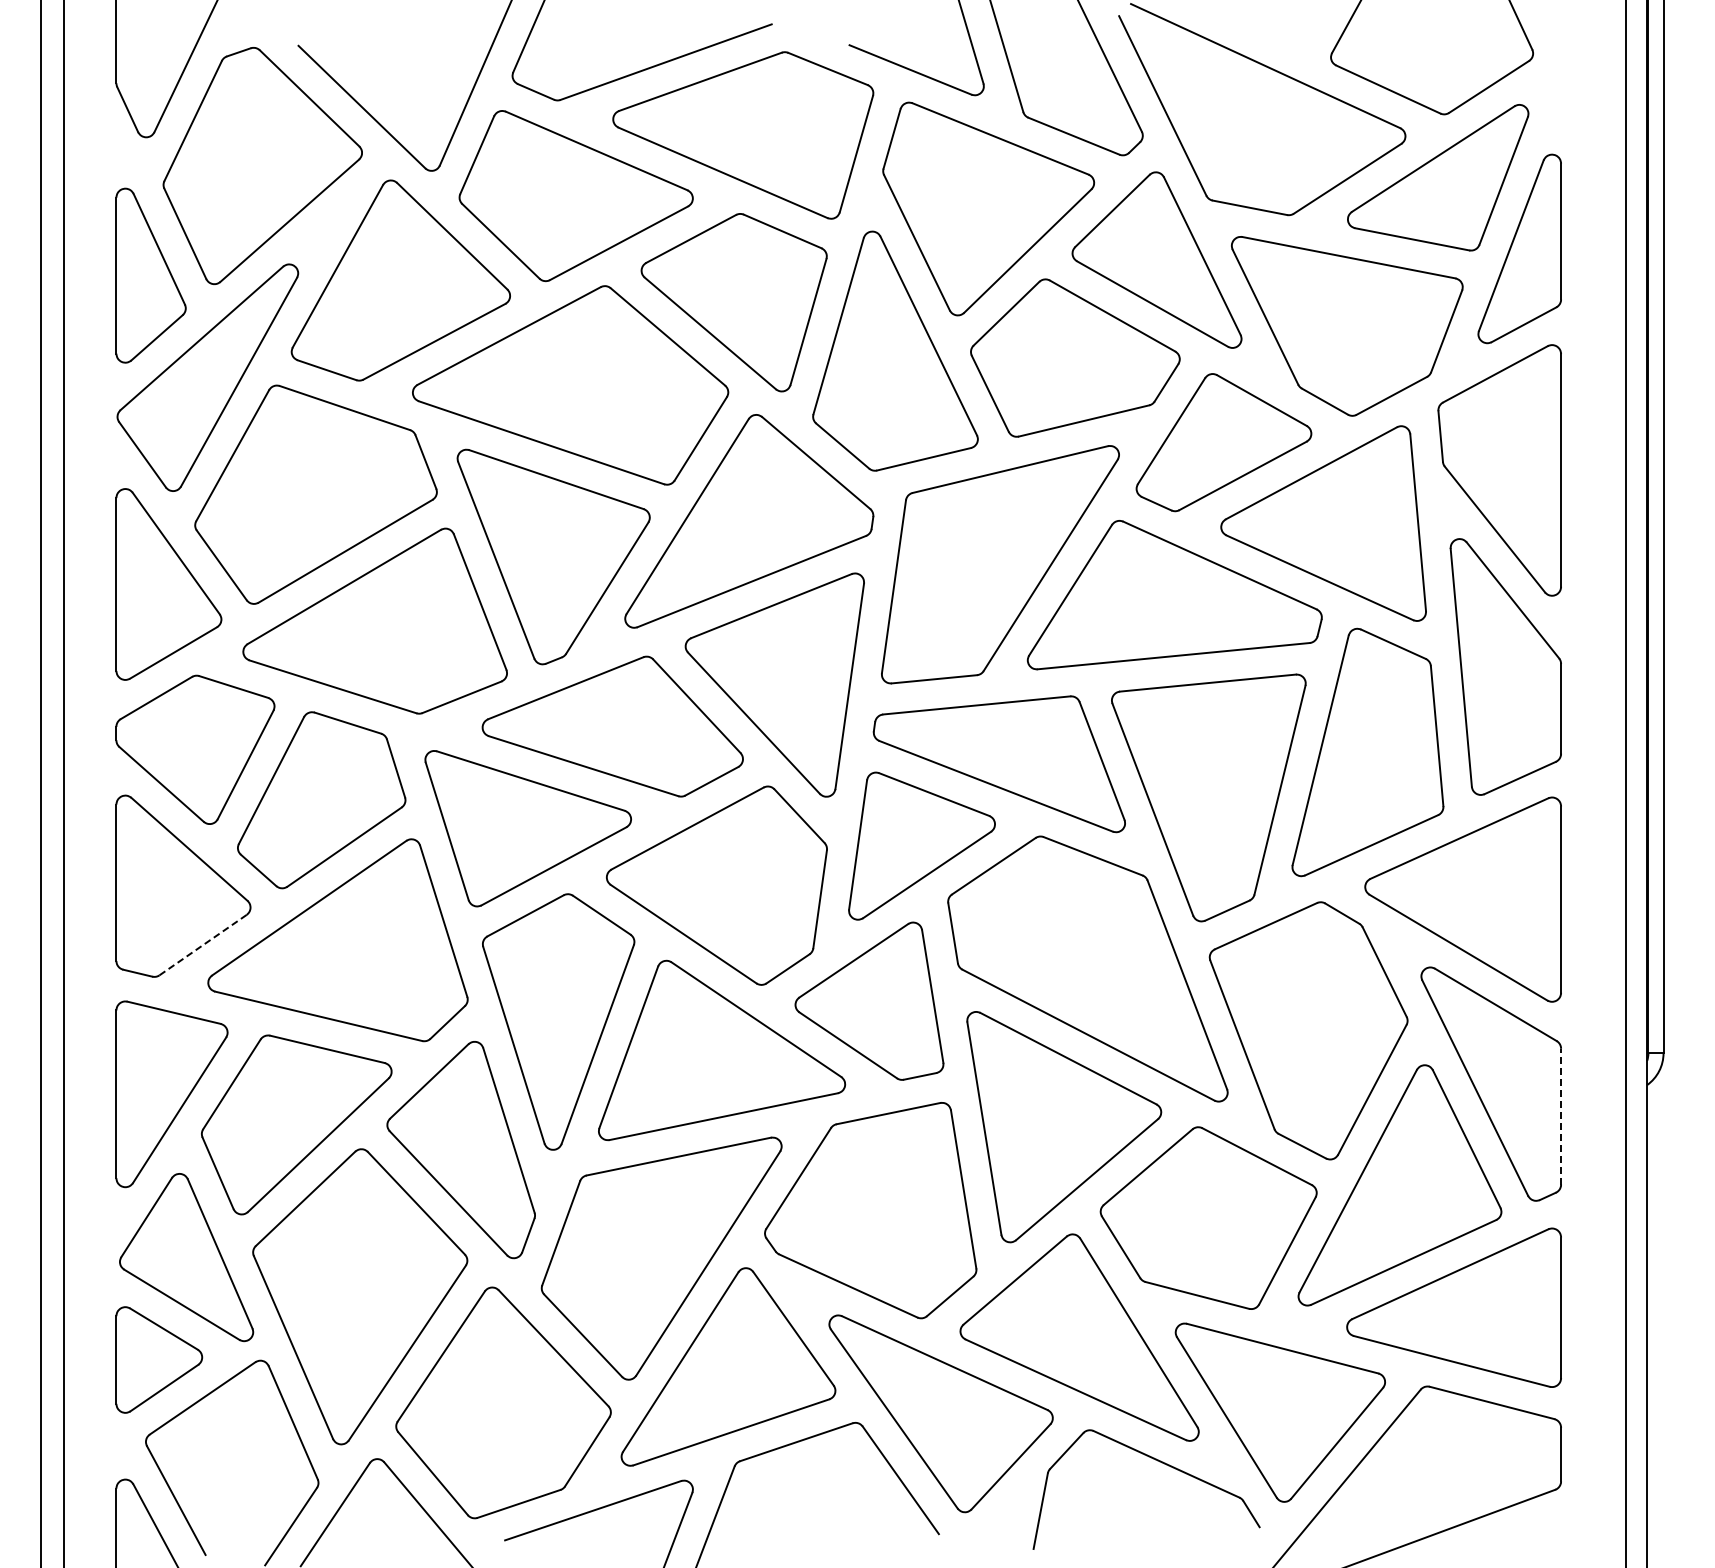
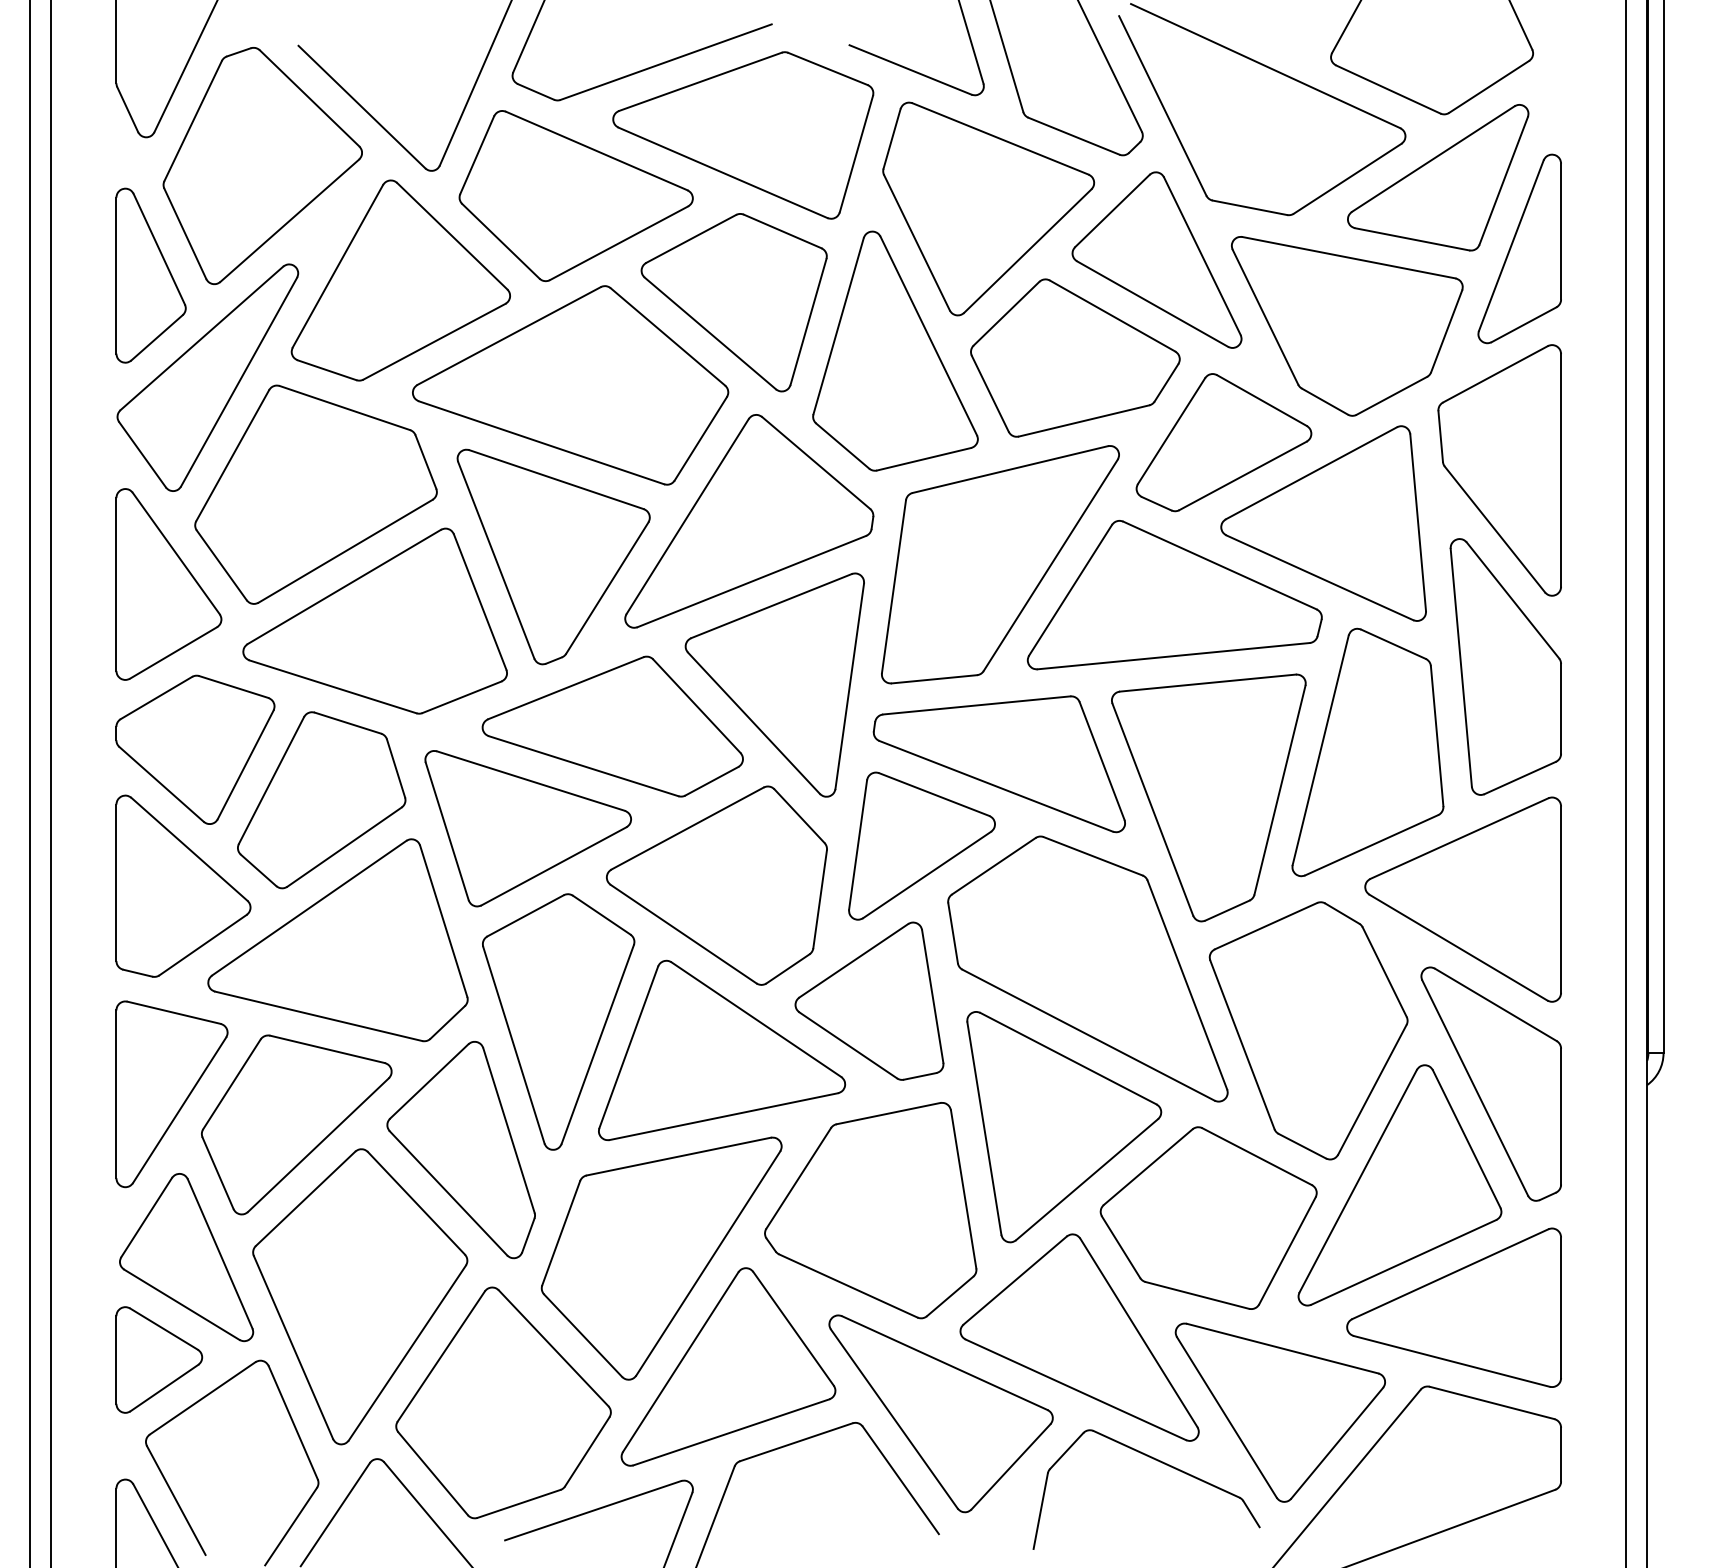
line position: (41, 783) -> (30, 783) (30, 783)
line position: (64, 783) -> (51, 783) (51, 783)
line: dashed -> solid (203, 945)
line: dashed -> solid (1561, 1116)
